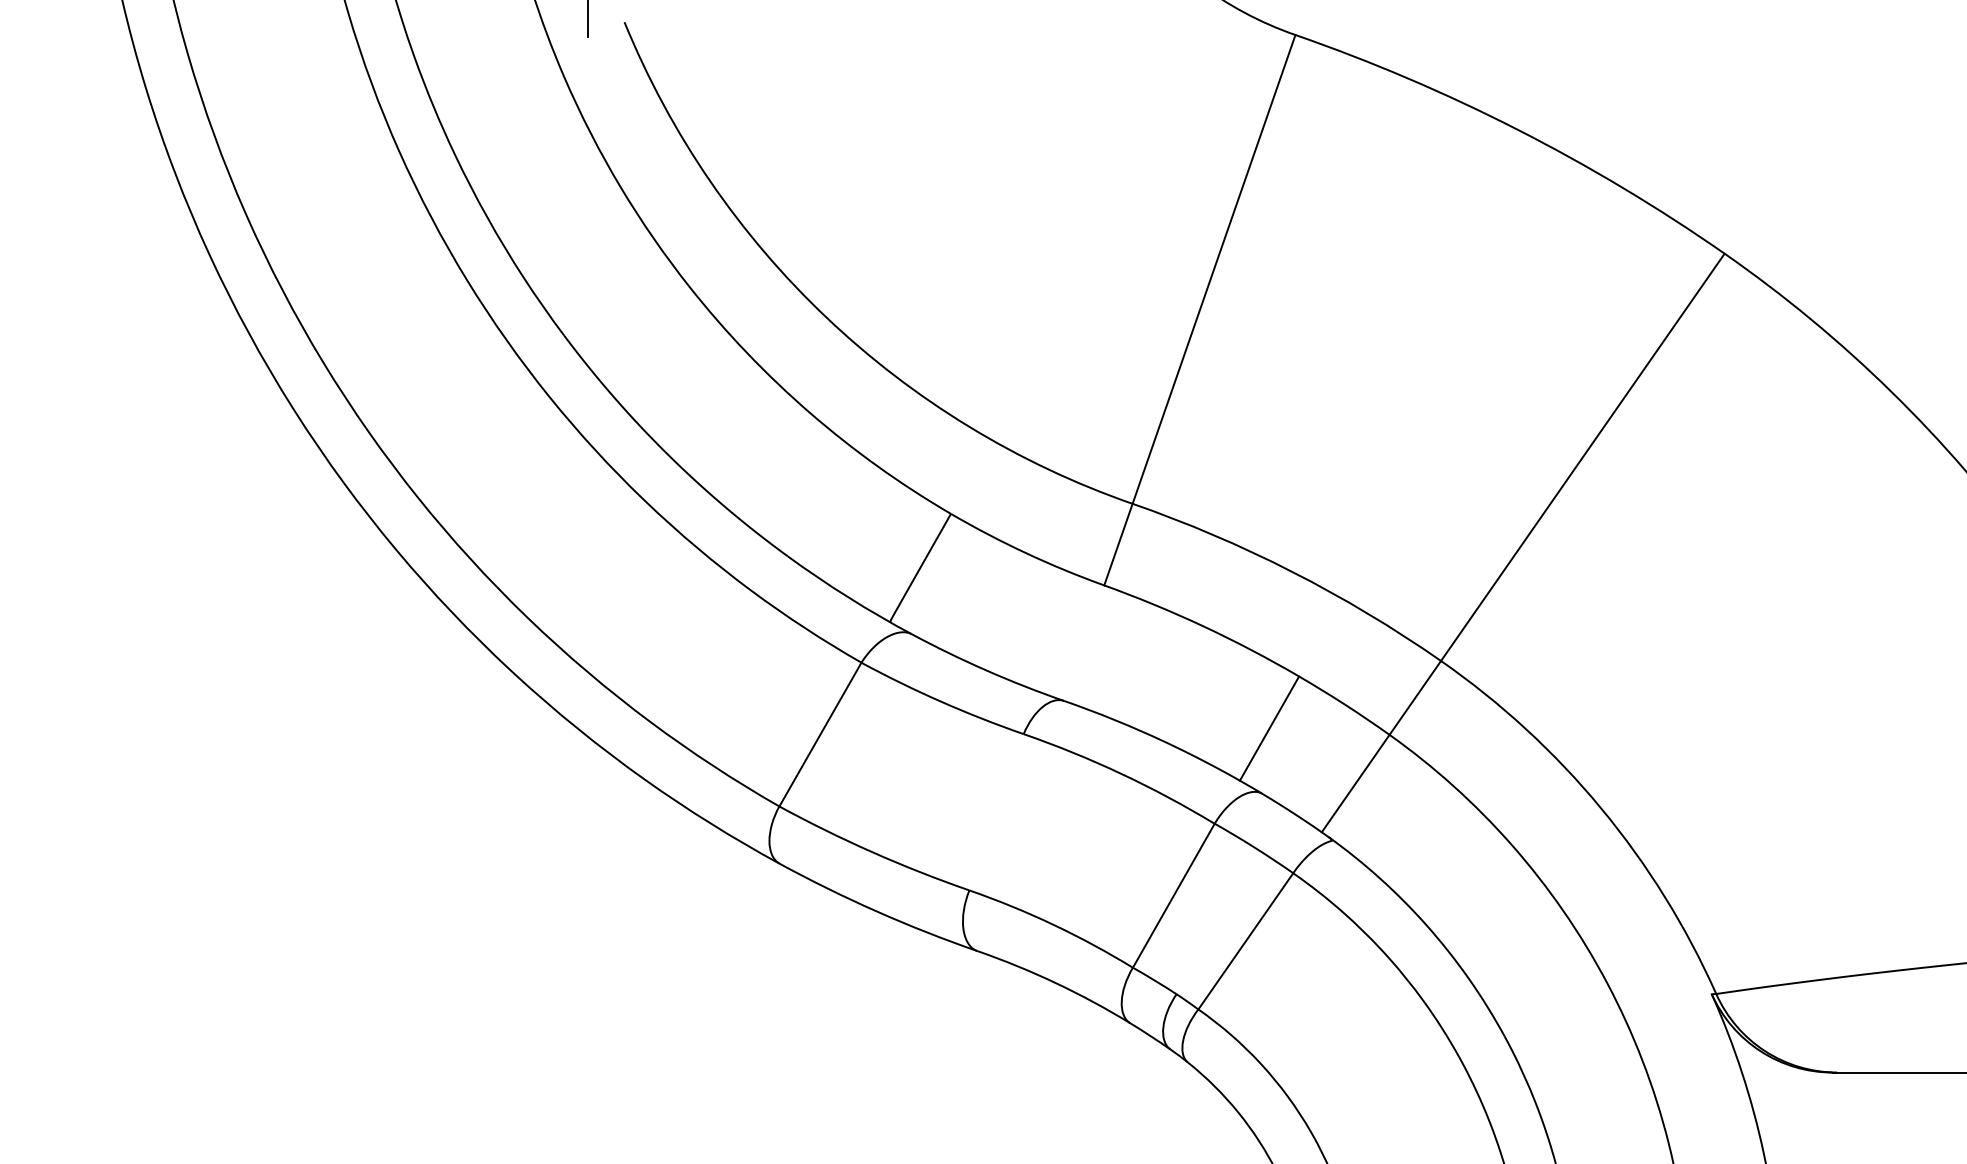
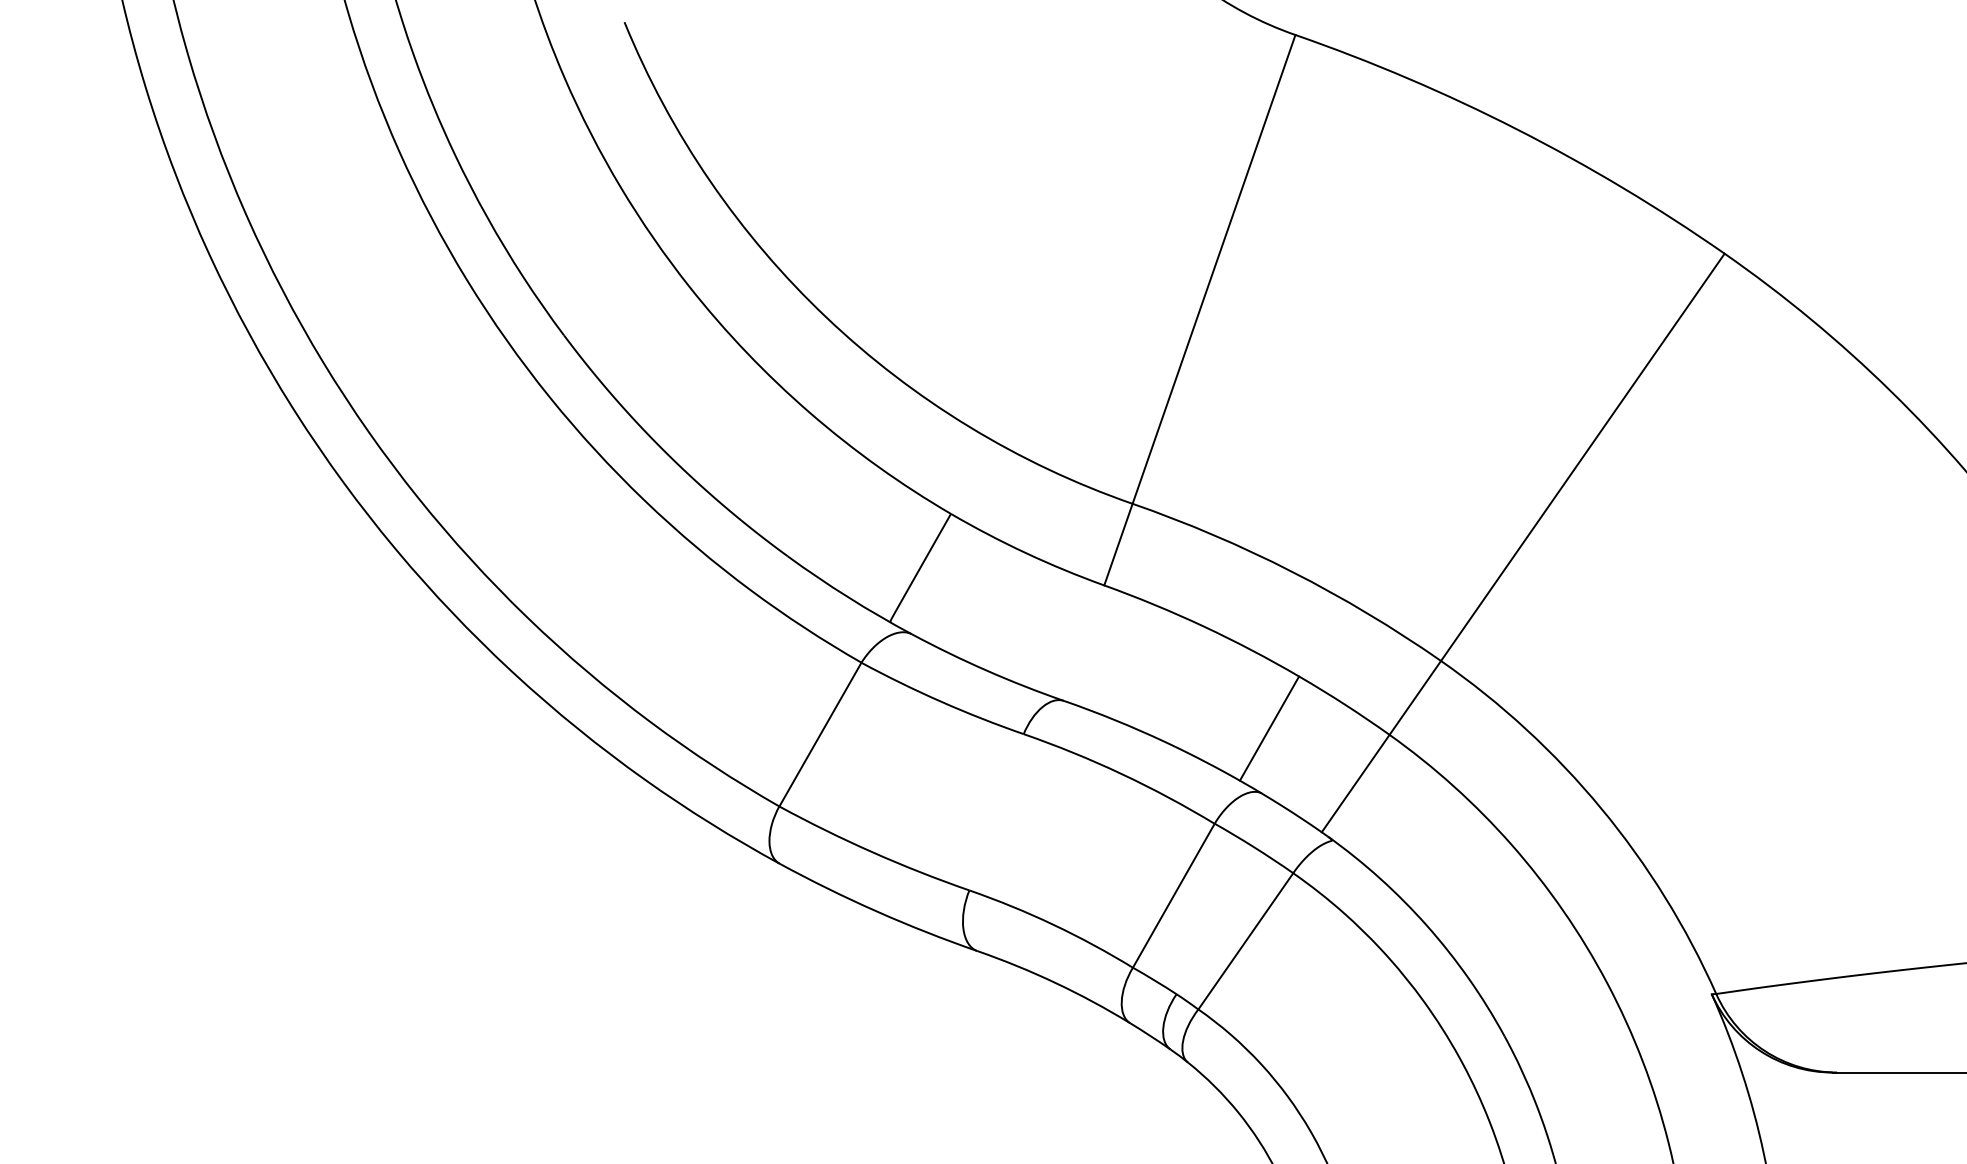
line: present -> none (588, 19)
